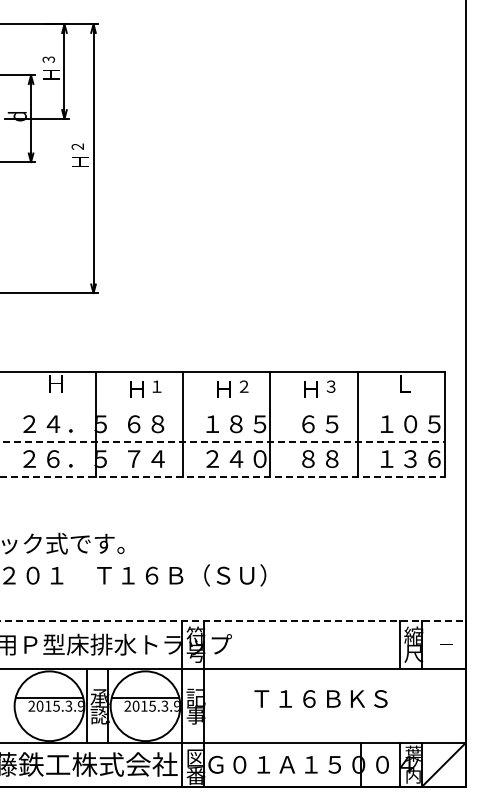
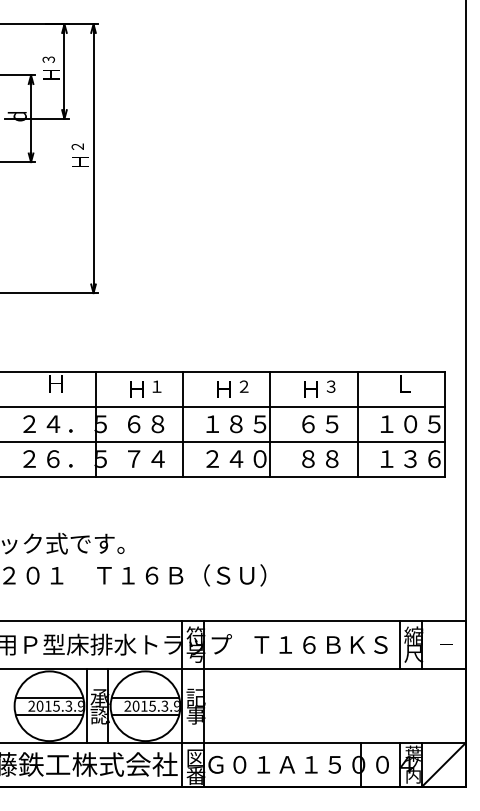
line: none -> present (223, 406)
line: dashed -> solid (222, 441)
line: dashed -> solid (222, 476)
line: dashed -> solid (233, 621)
text position: (320, 698) -> (320, 644) (320, 644)
line: none -> present (49, 714)
line: none -> present (145, 714)
